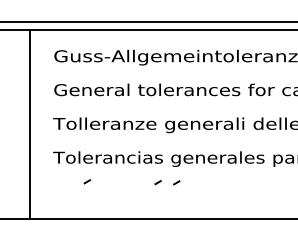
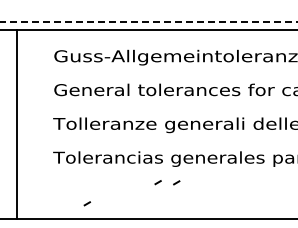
line: solid -> dashed (148, 21)
line position: (30, 124) -> (17, 124) (17, 124)
line position: (86, 181) -> (86, 203) (86, 203)
